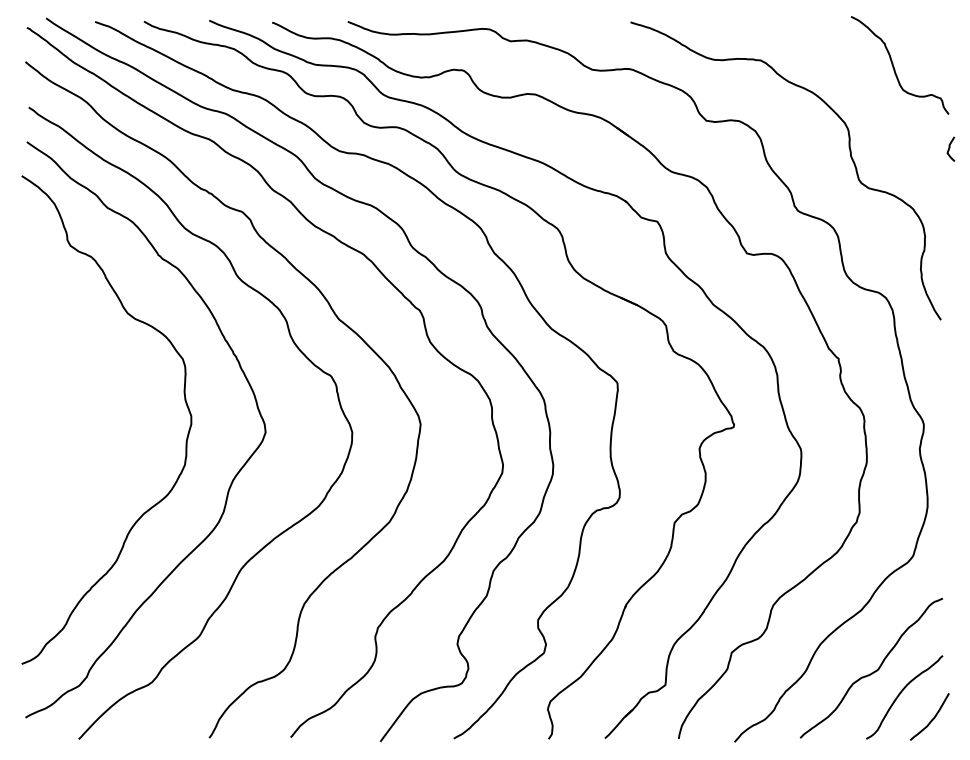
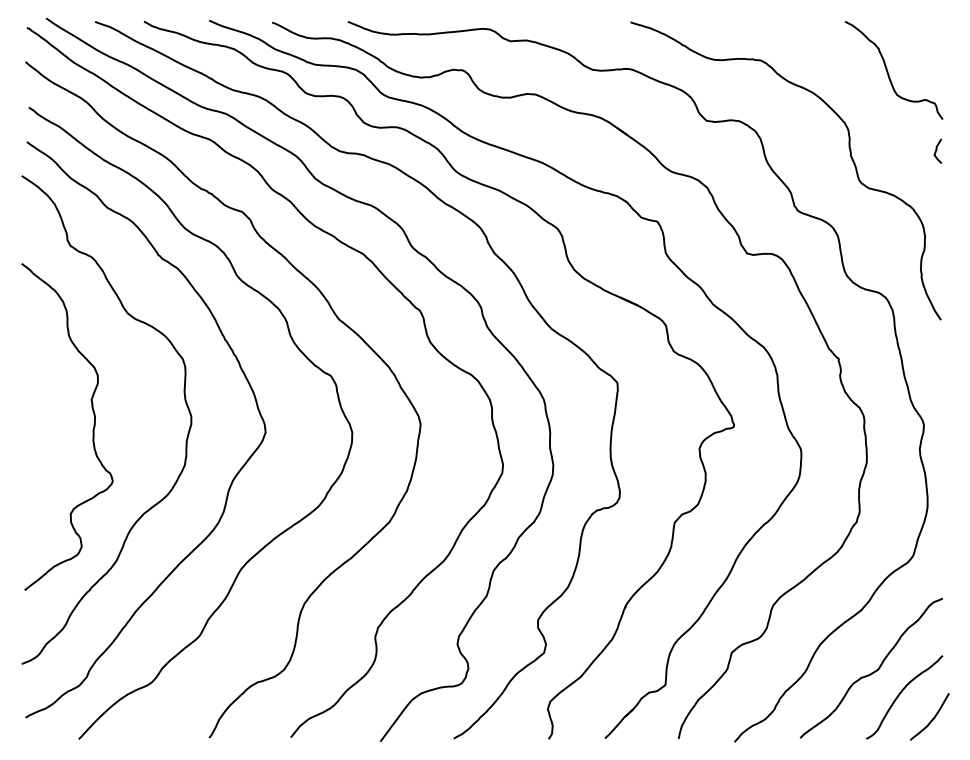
curve position: (894, 66) -> (888, 71) (888, 71)
curve position: (950, 148) -> (937, 150) (937, 150)
curve: none -> present (92, 429)
